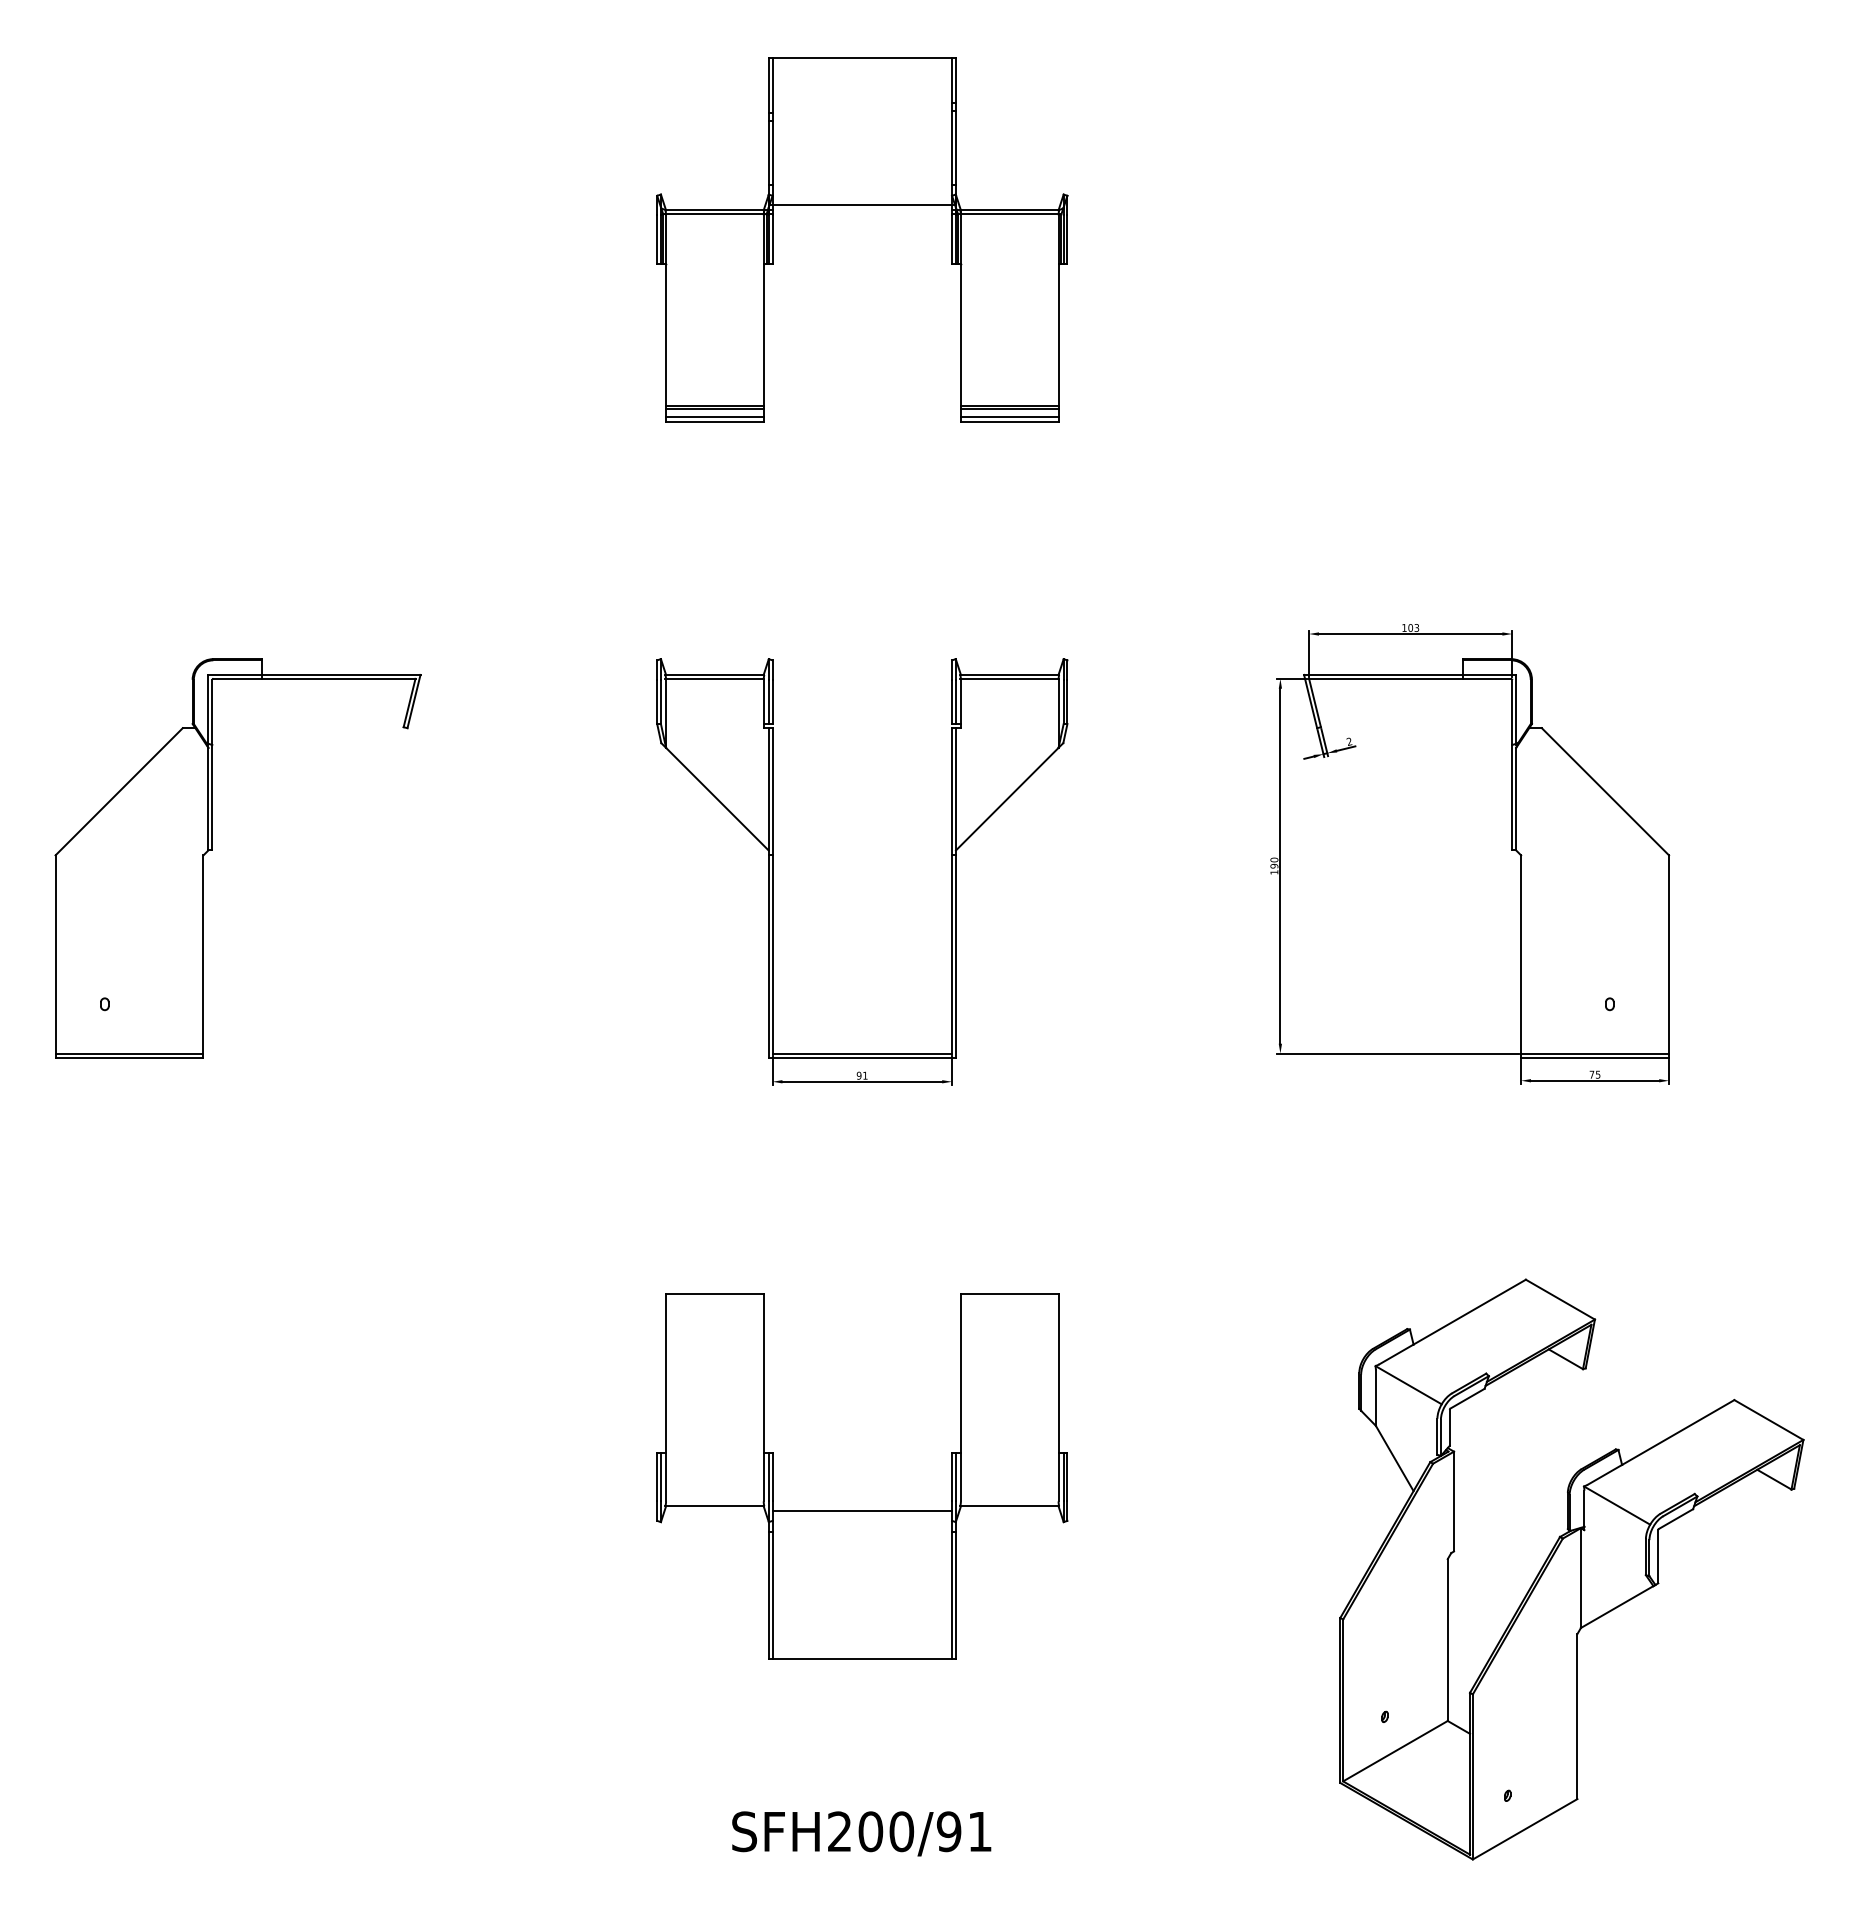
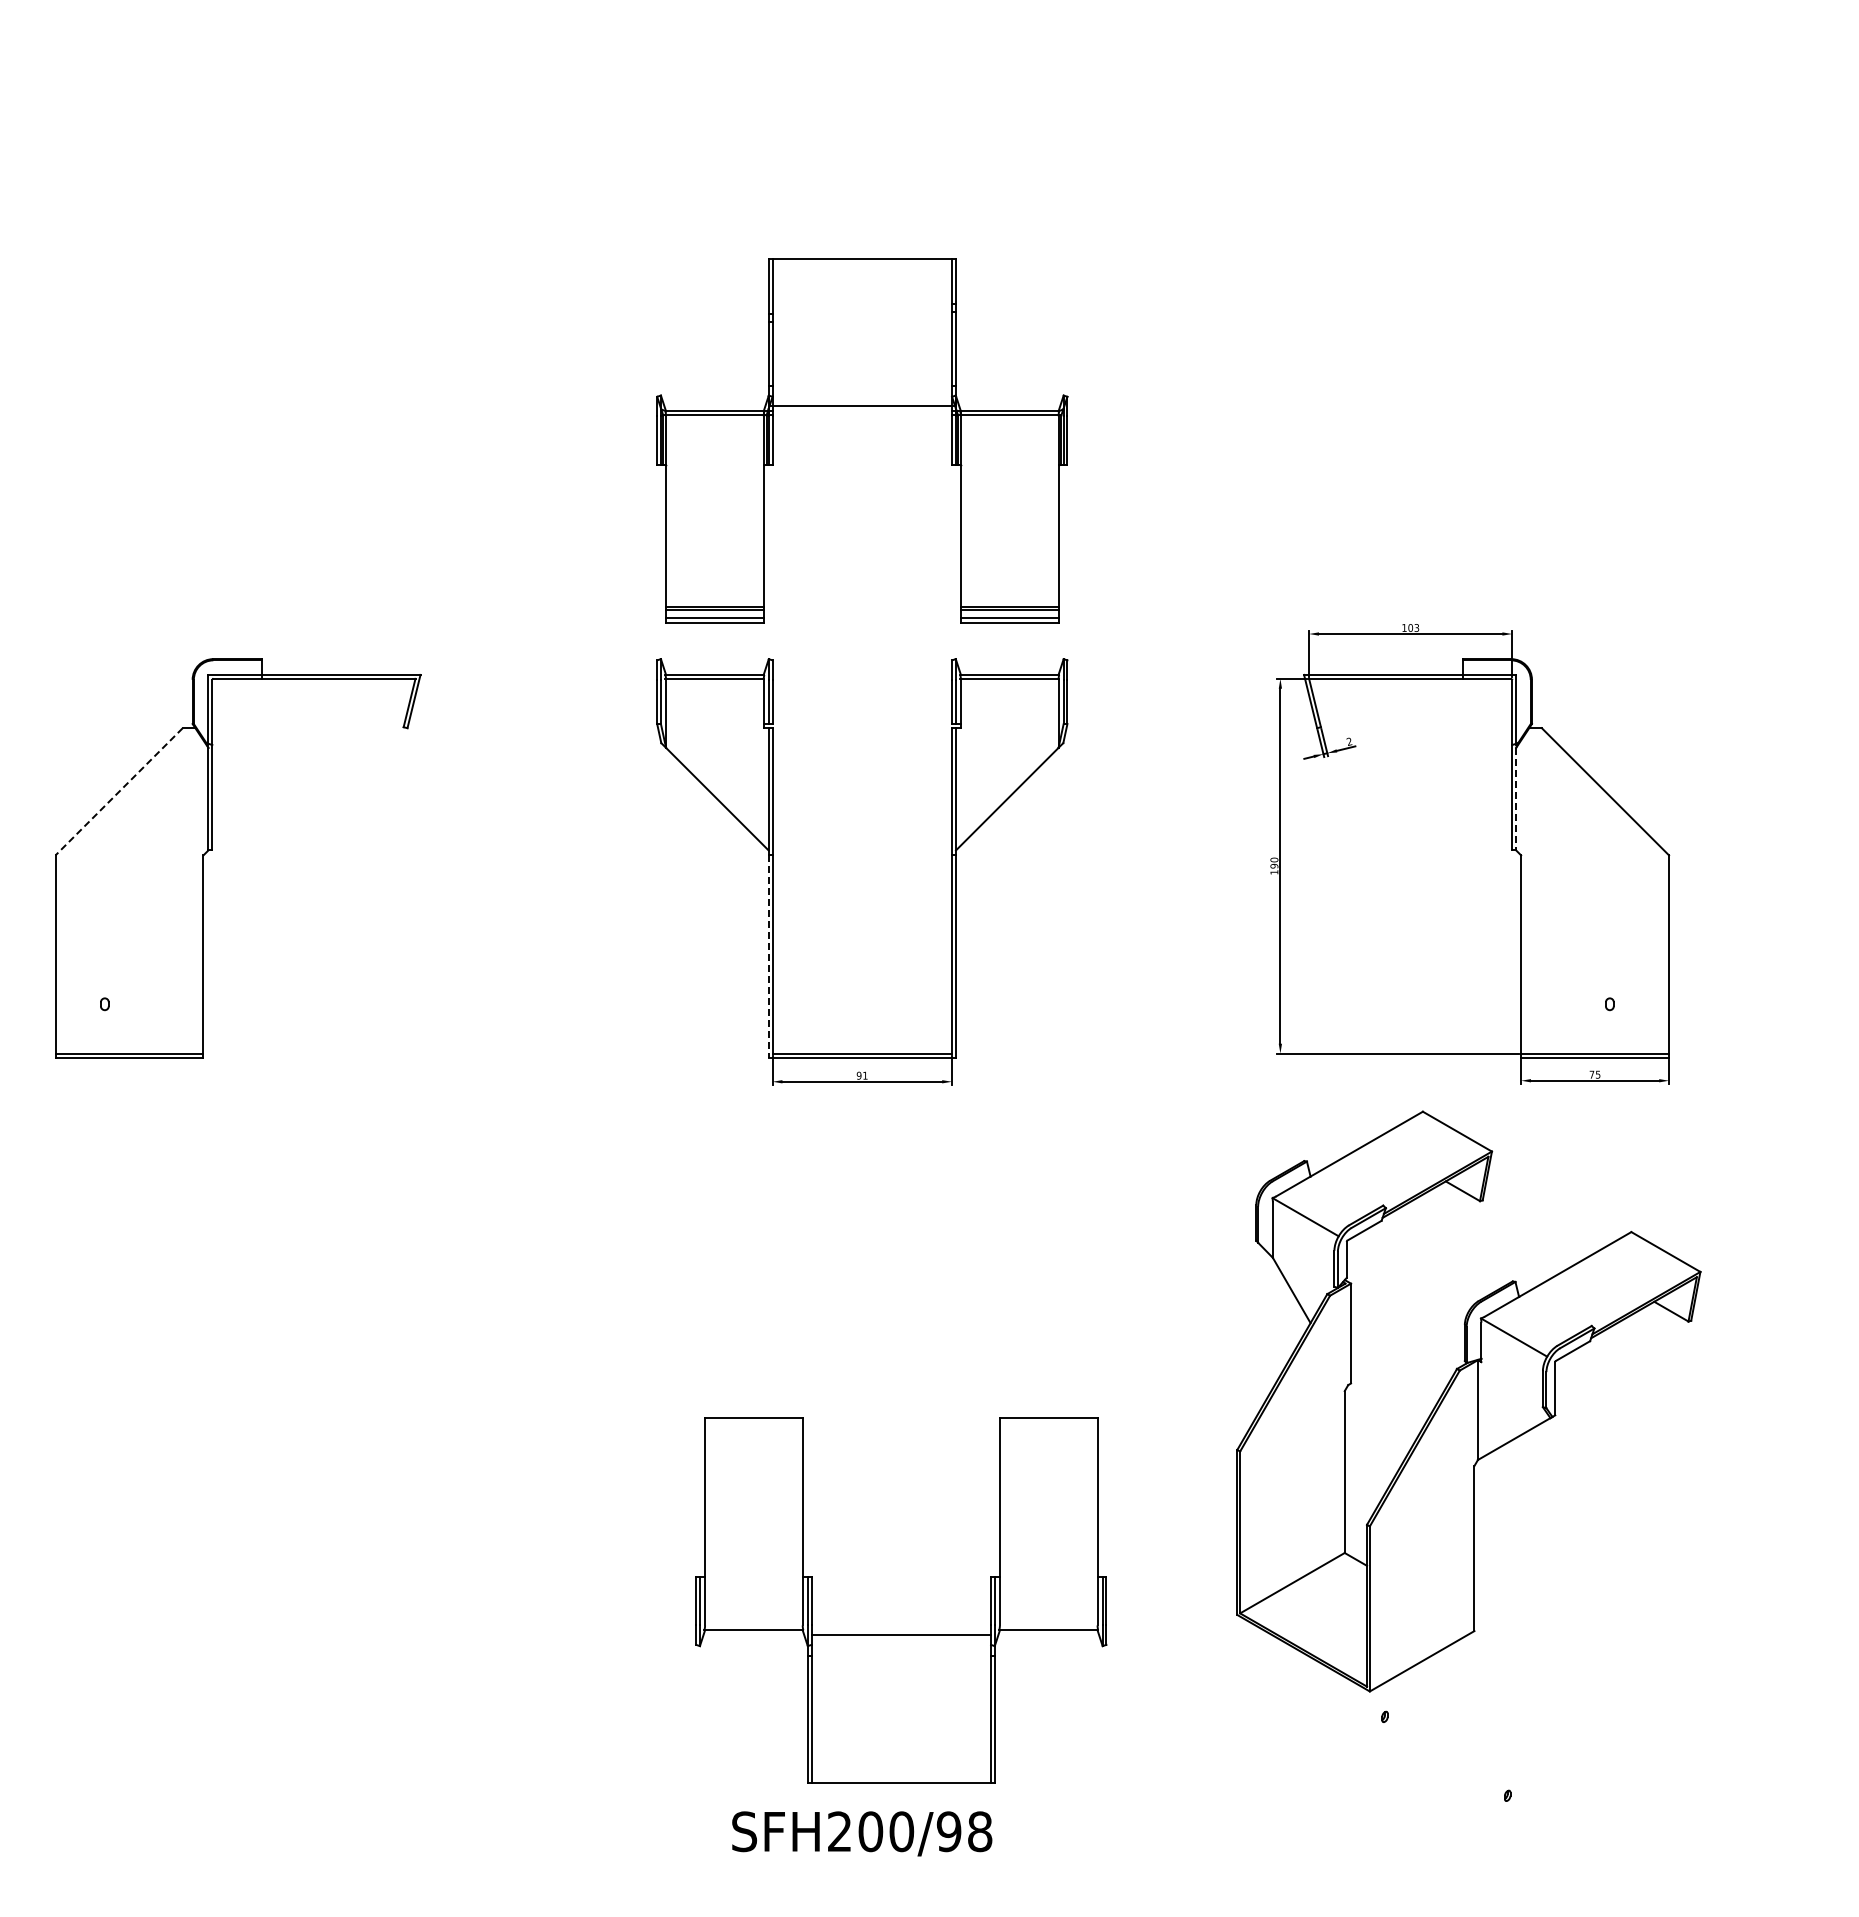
part position: (862, 205) -> (862, 406) (862, 406)
line: solid -> dashed (119, 791)
line: solid -> dashed (1516, 799)
line: solid -> dashed (768, 956)
part position: (862, 1510) -> (901, 1634) (901, 1634)
part position: (1571, 1569) -> (1468, 1401) (1468, 1401)
text: SFH200/91 -> SFH200/98 (980, 1831)
